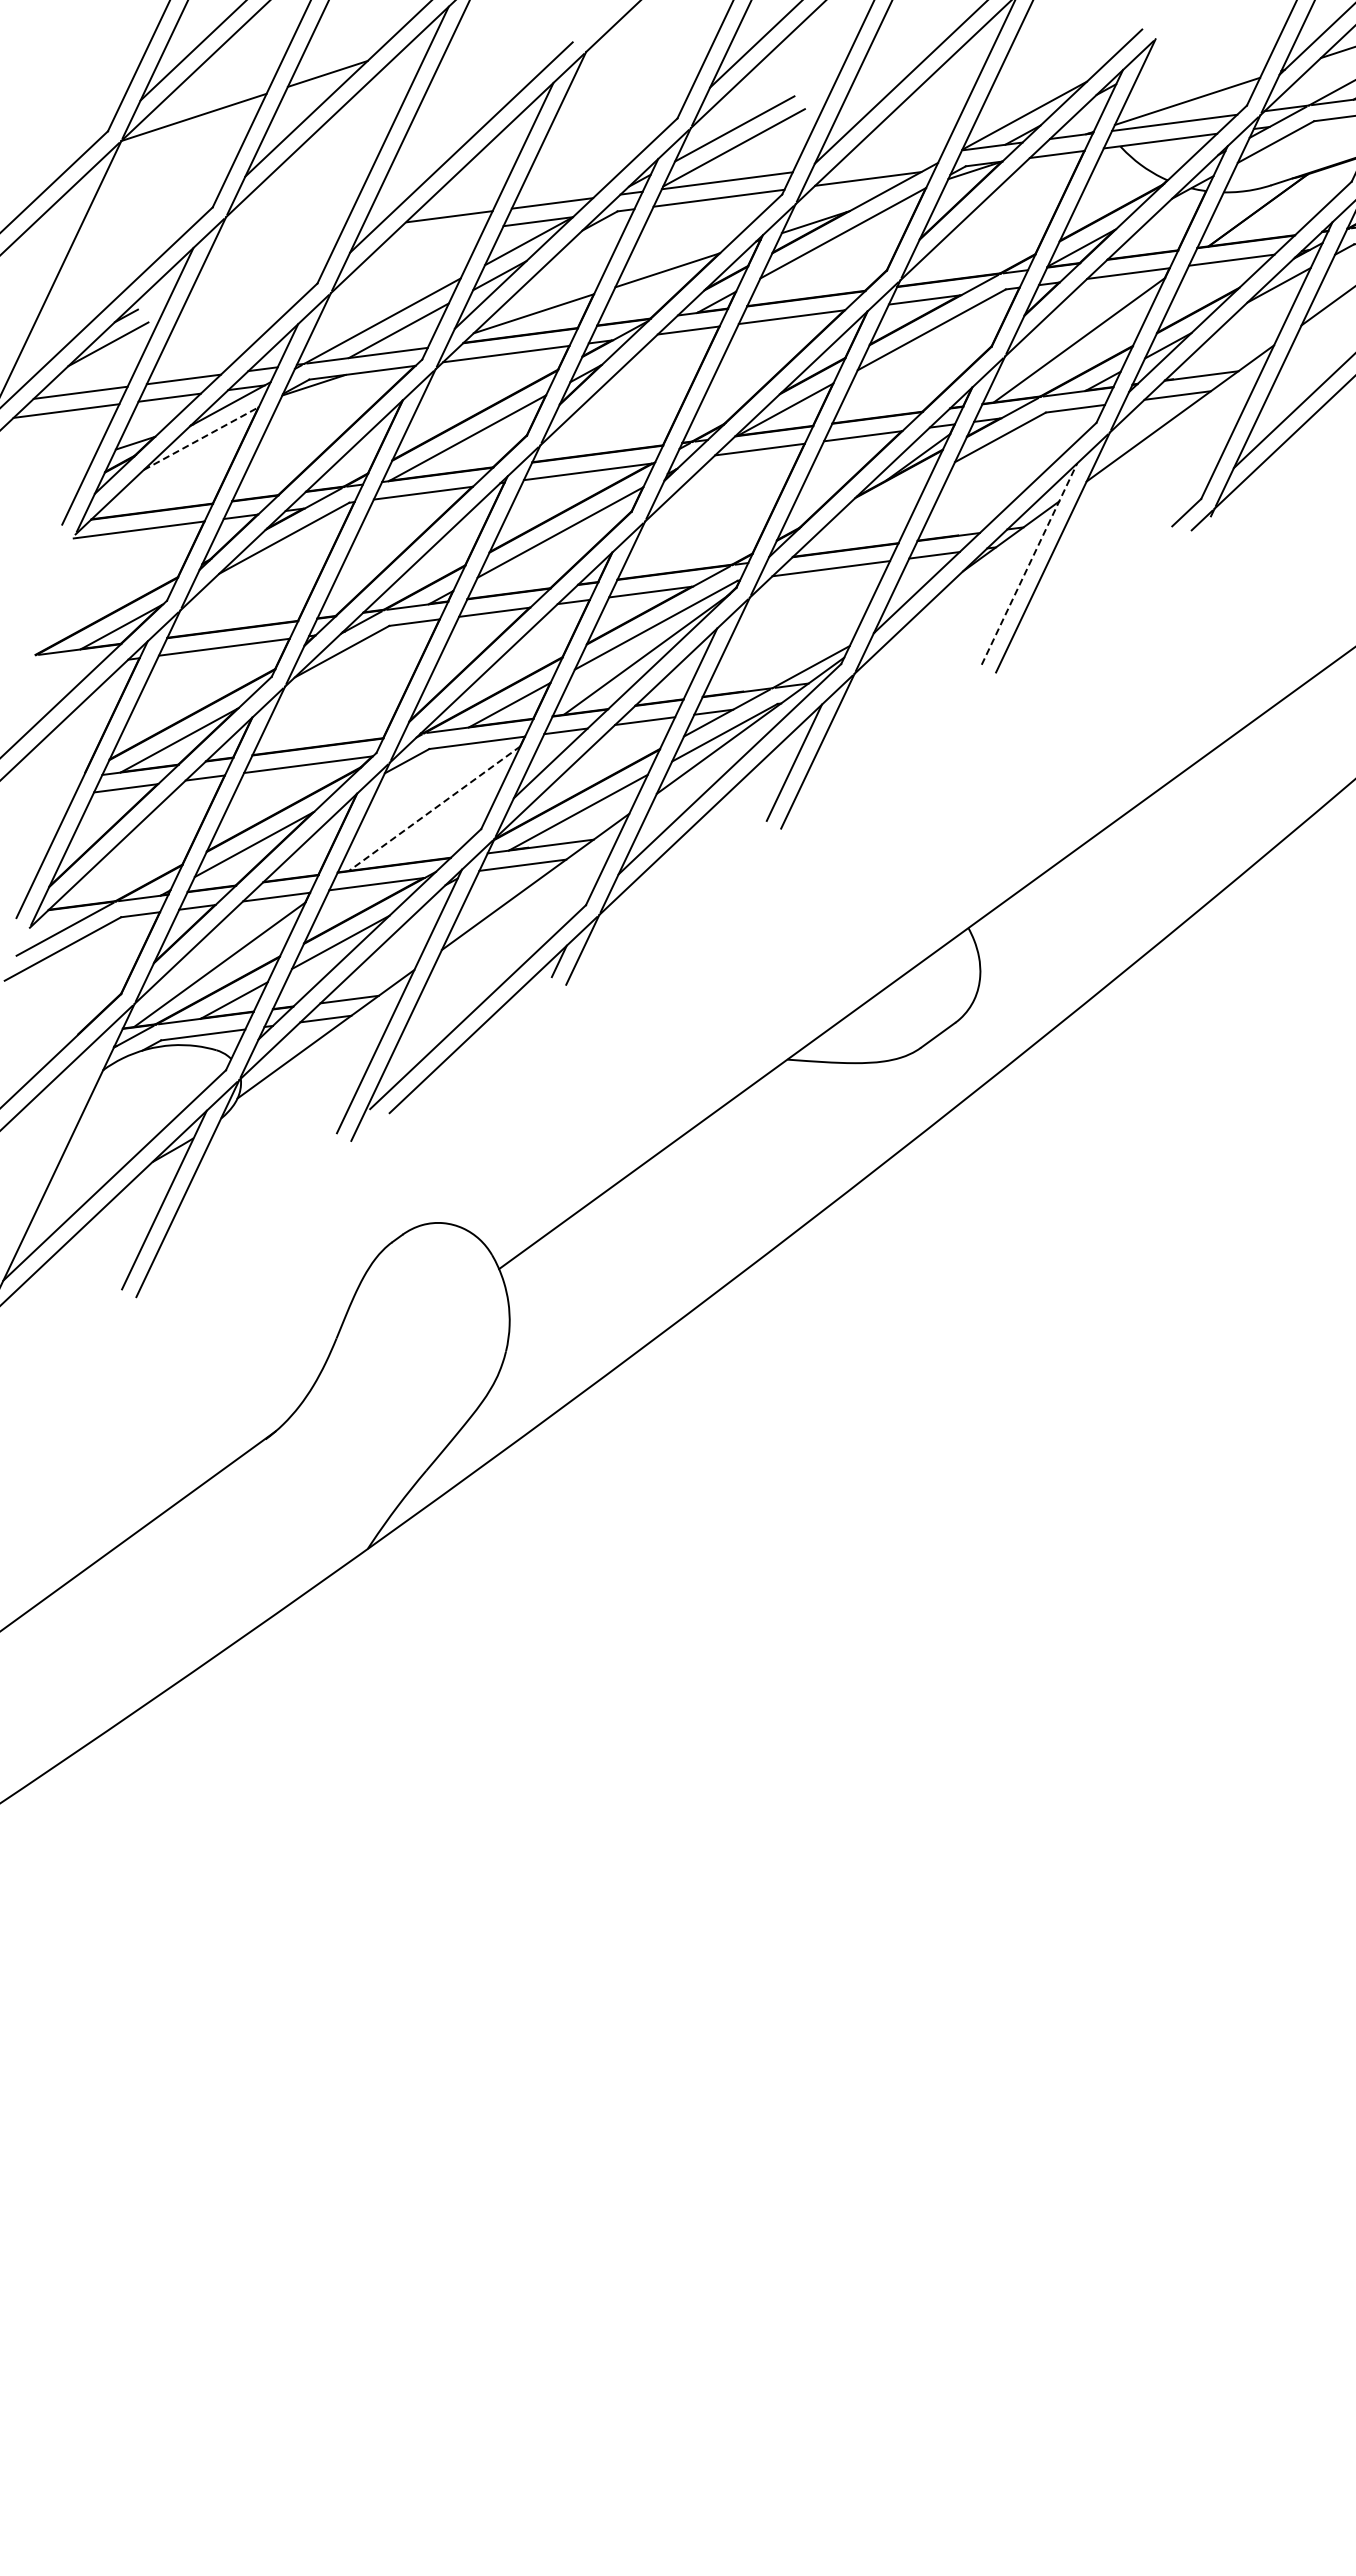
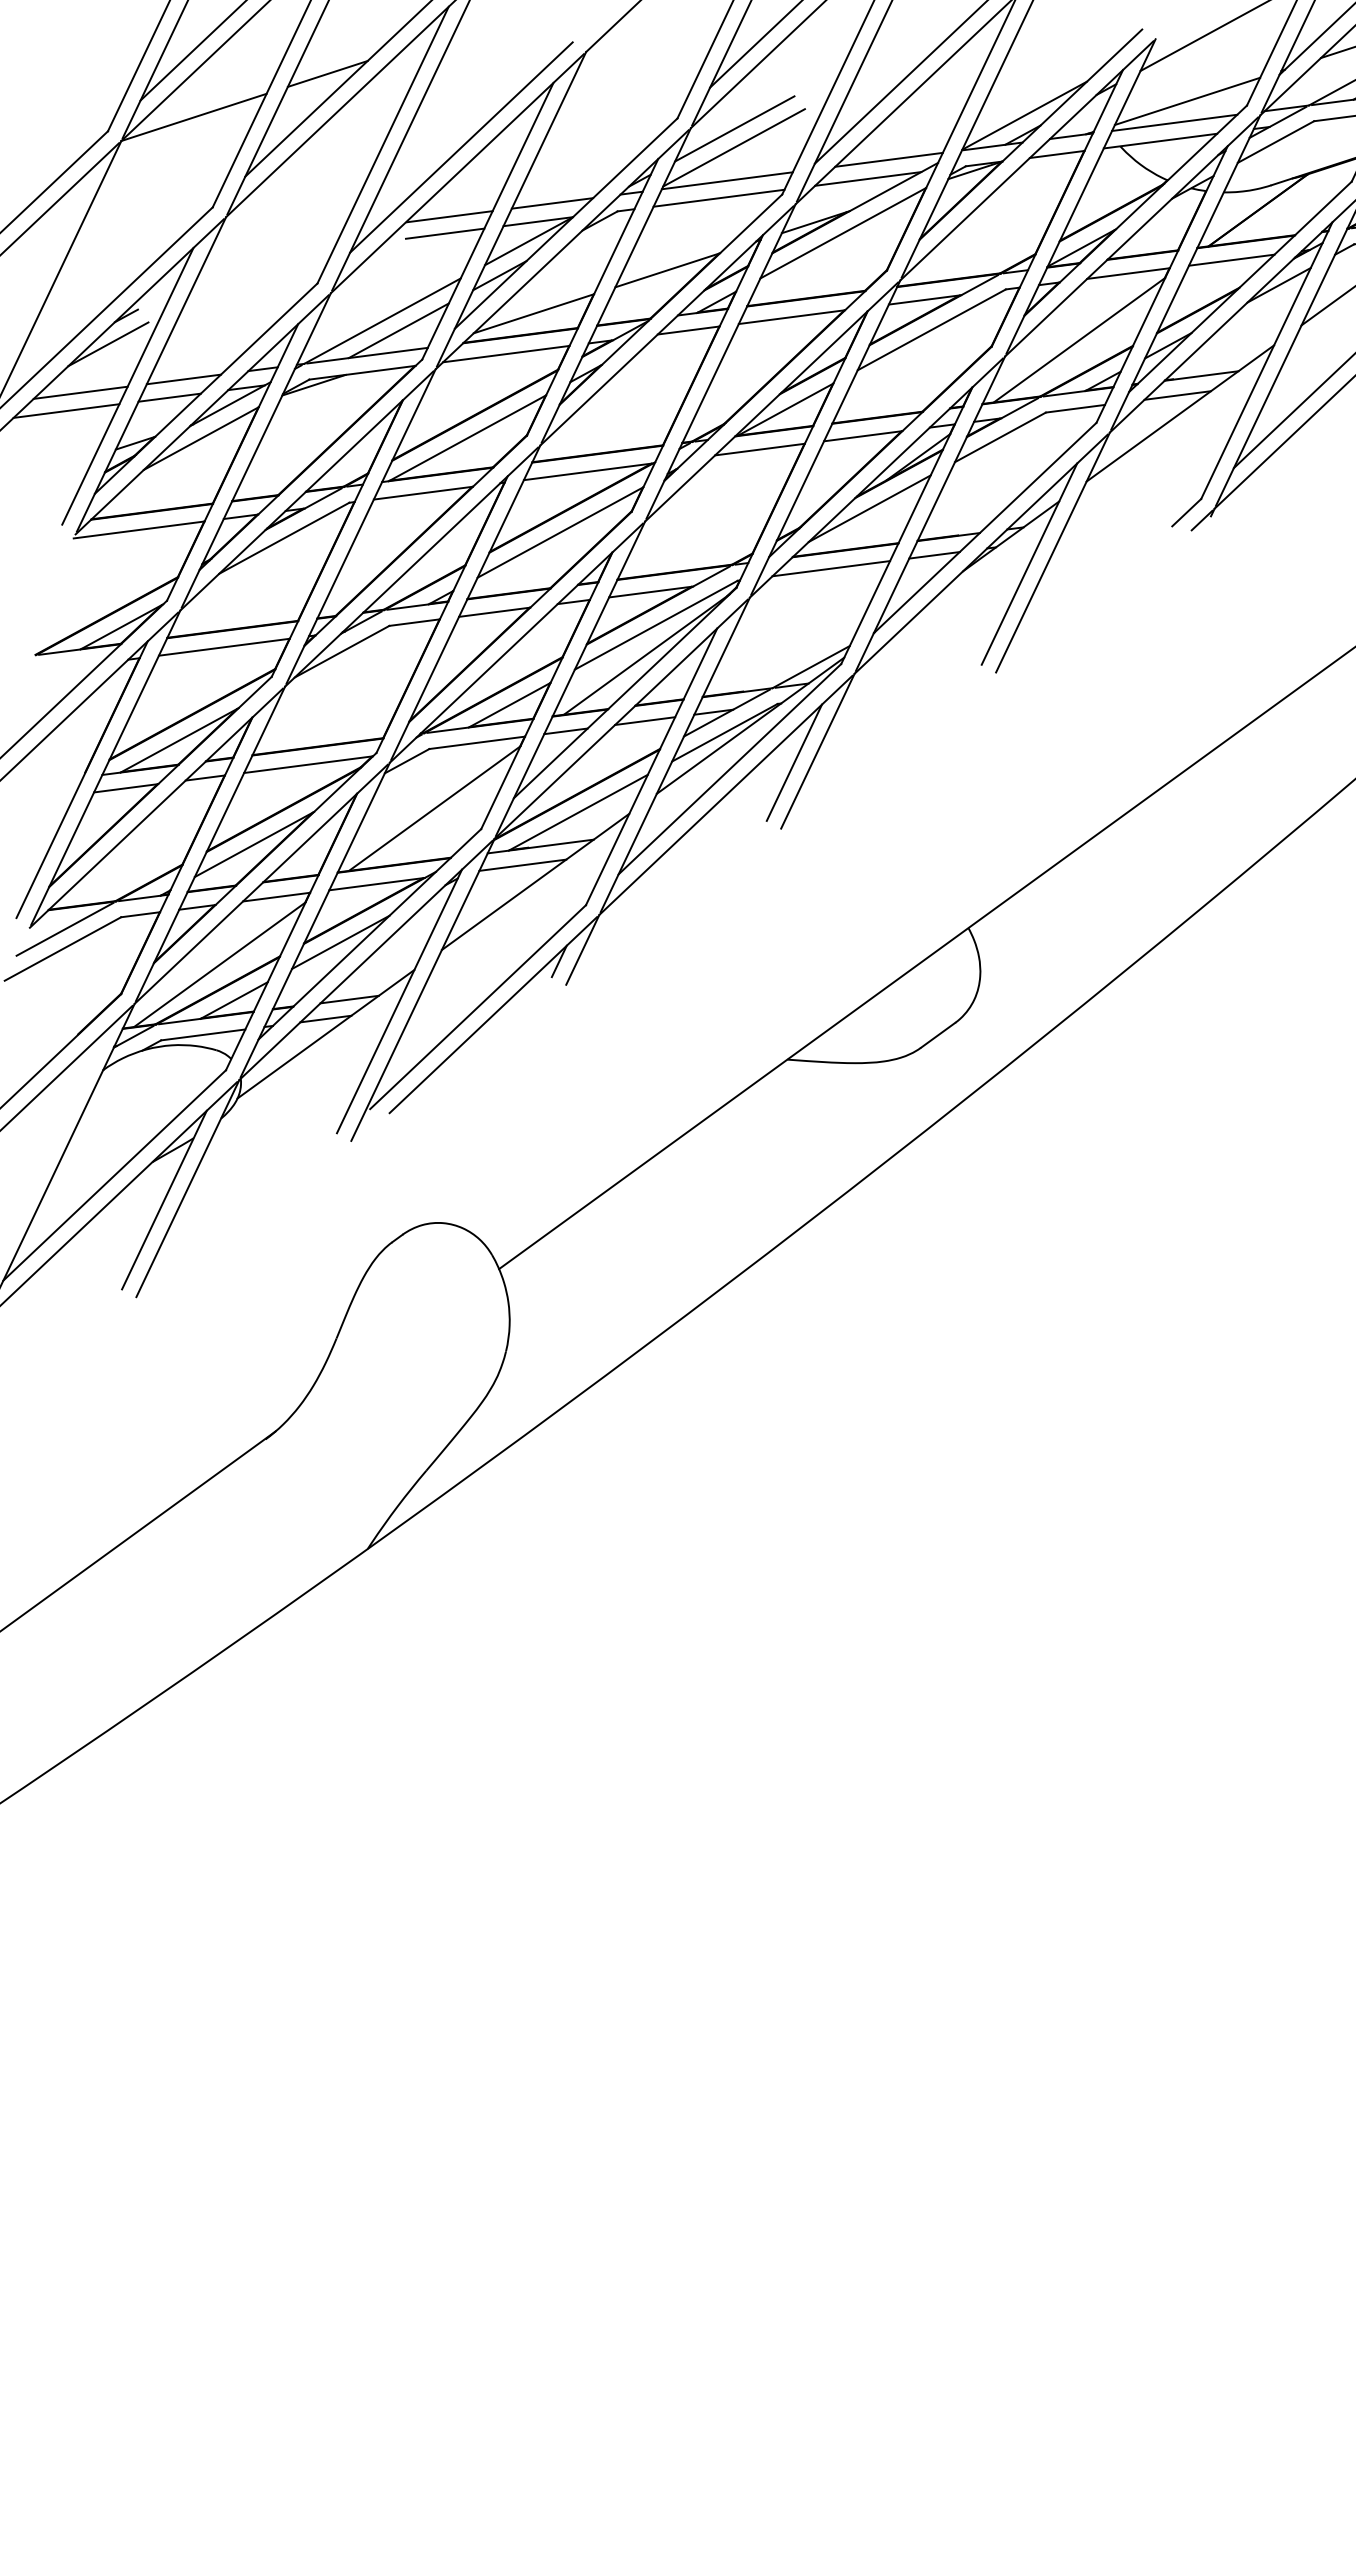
line: none -> present (1203, 36)
line: none -> present (888, 159)
line: none -> present (444, 233)
line: dashed -> solid (201, 438)
line: none -> present (869, 508)
line: dashed -> solid (1029, 563)
line: dashed -> solid (434, 808)
